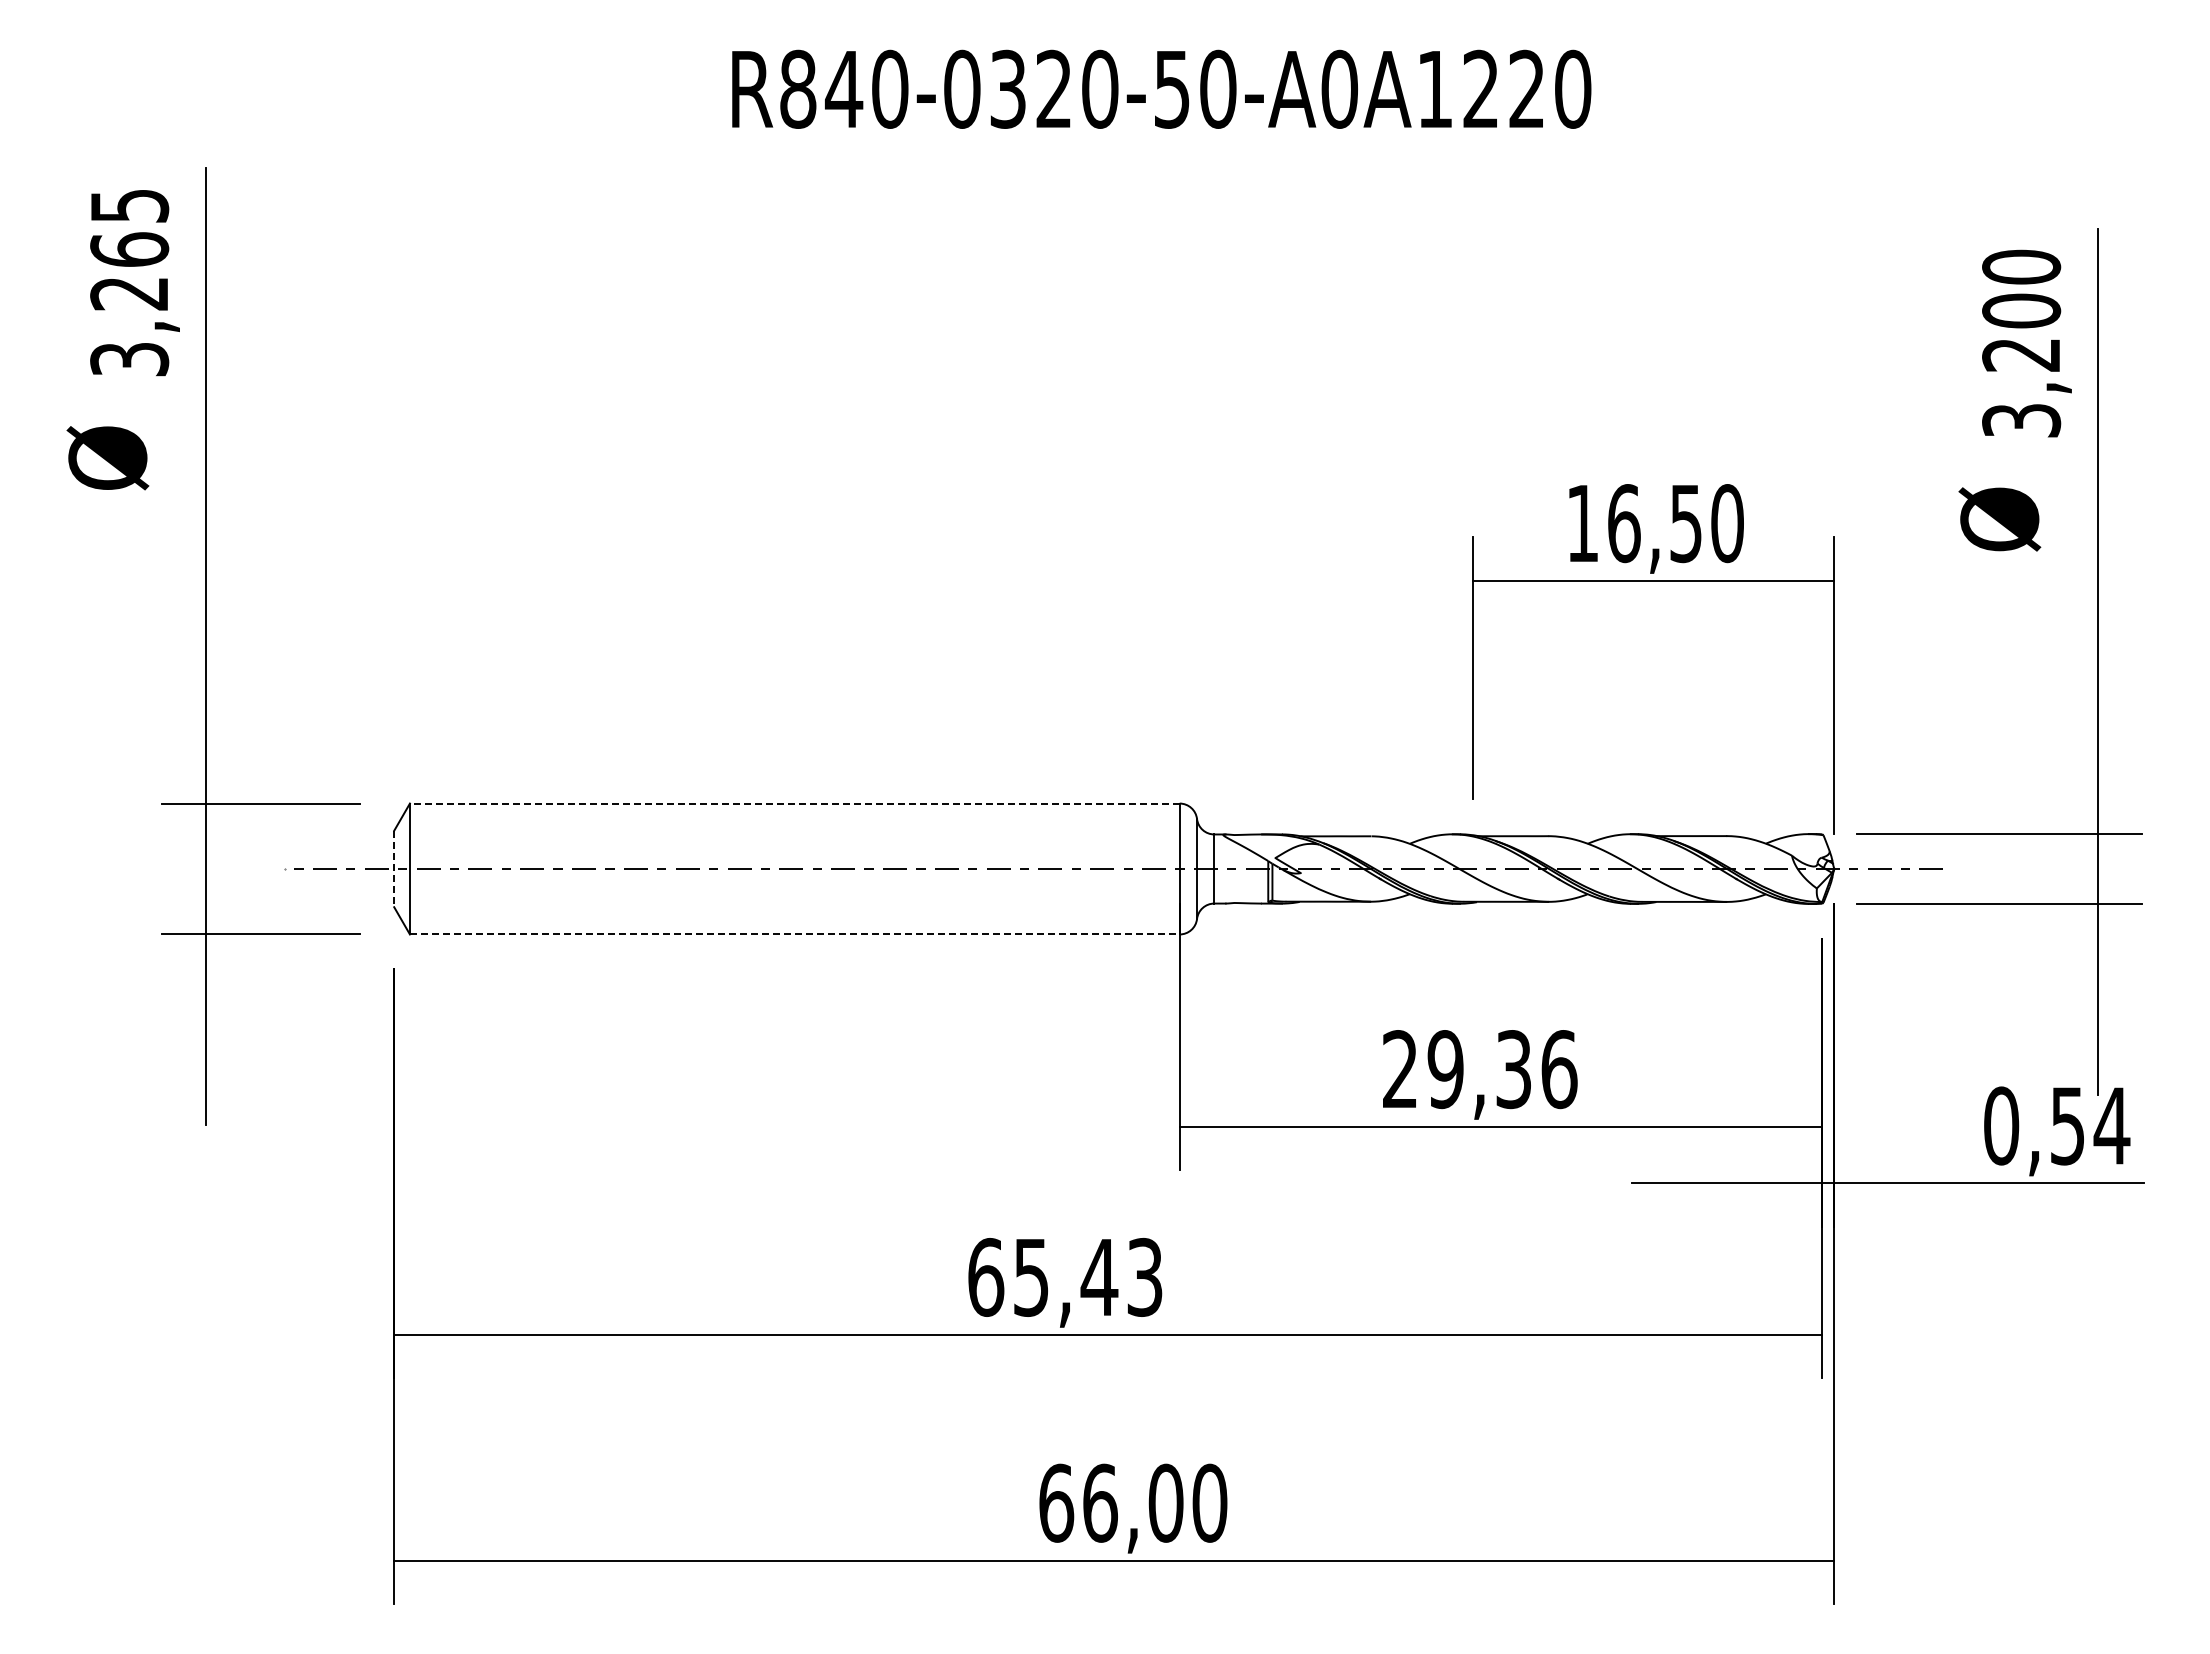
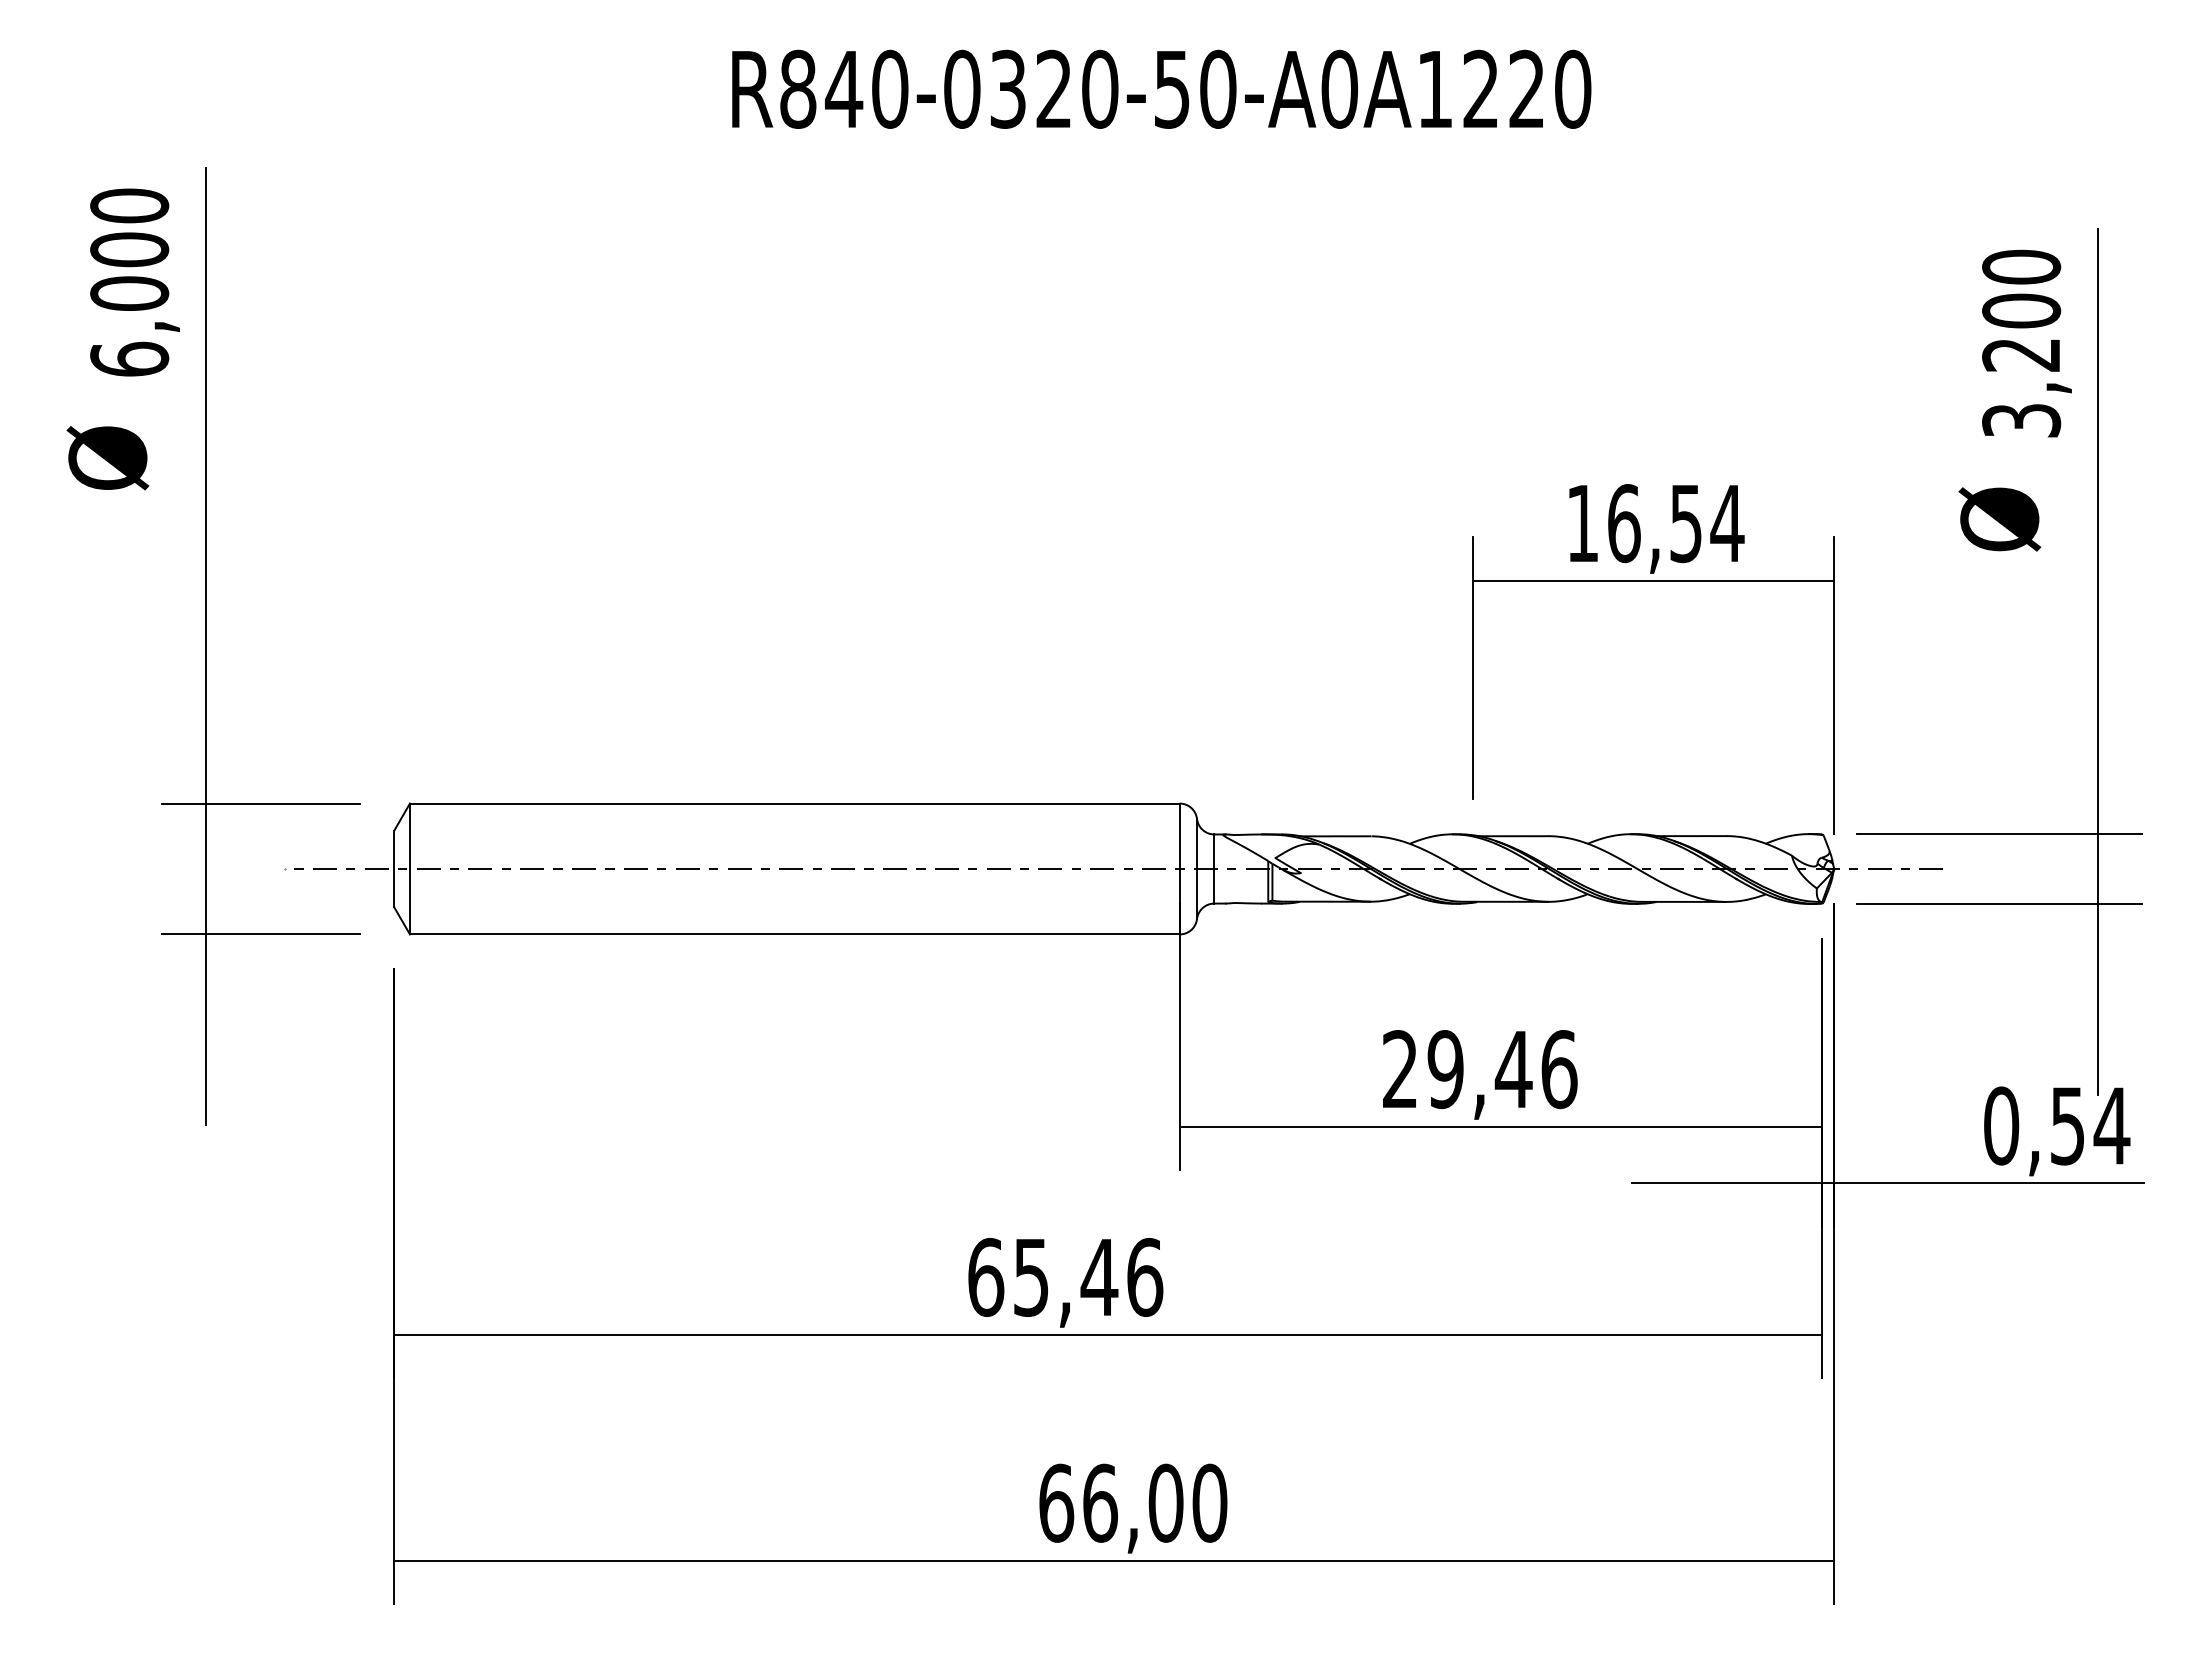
text: 3,265 -> 6,000 (129, 282)
text: 16,50 -> 16,54 (1727, 523)
line: dashed -> solid (794, 803)
line: dashed -> solid (394, 869)
line: dashed -> solid (794, 934)
text: 29,36 -> 29,46 (1513, 1069)
text: 65,43 -> 65,46 (1145, 1276)
